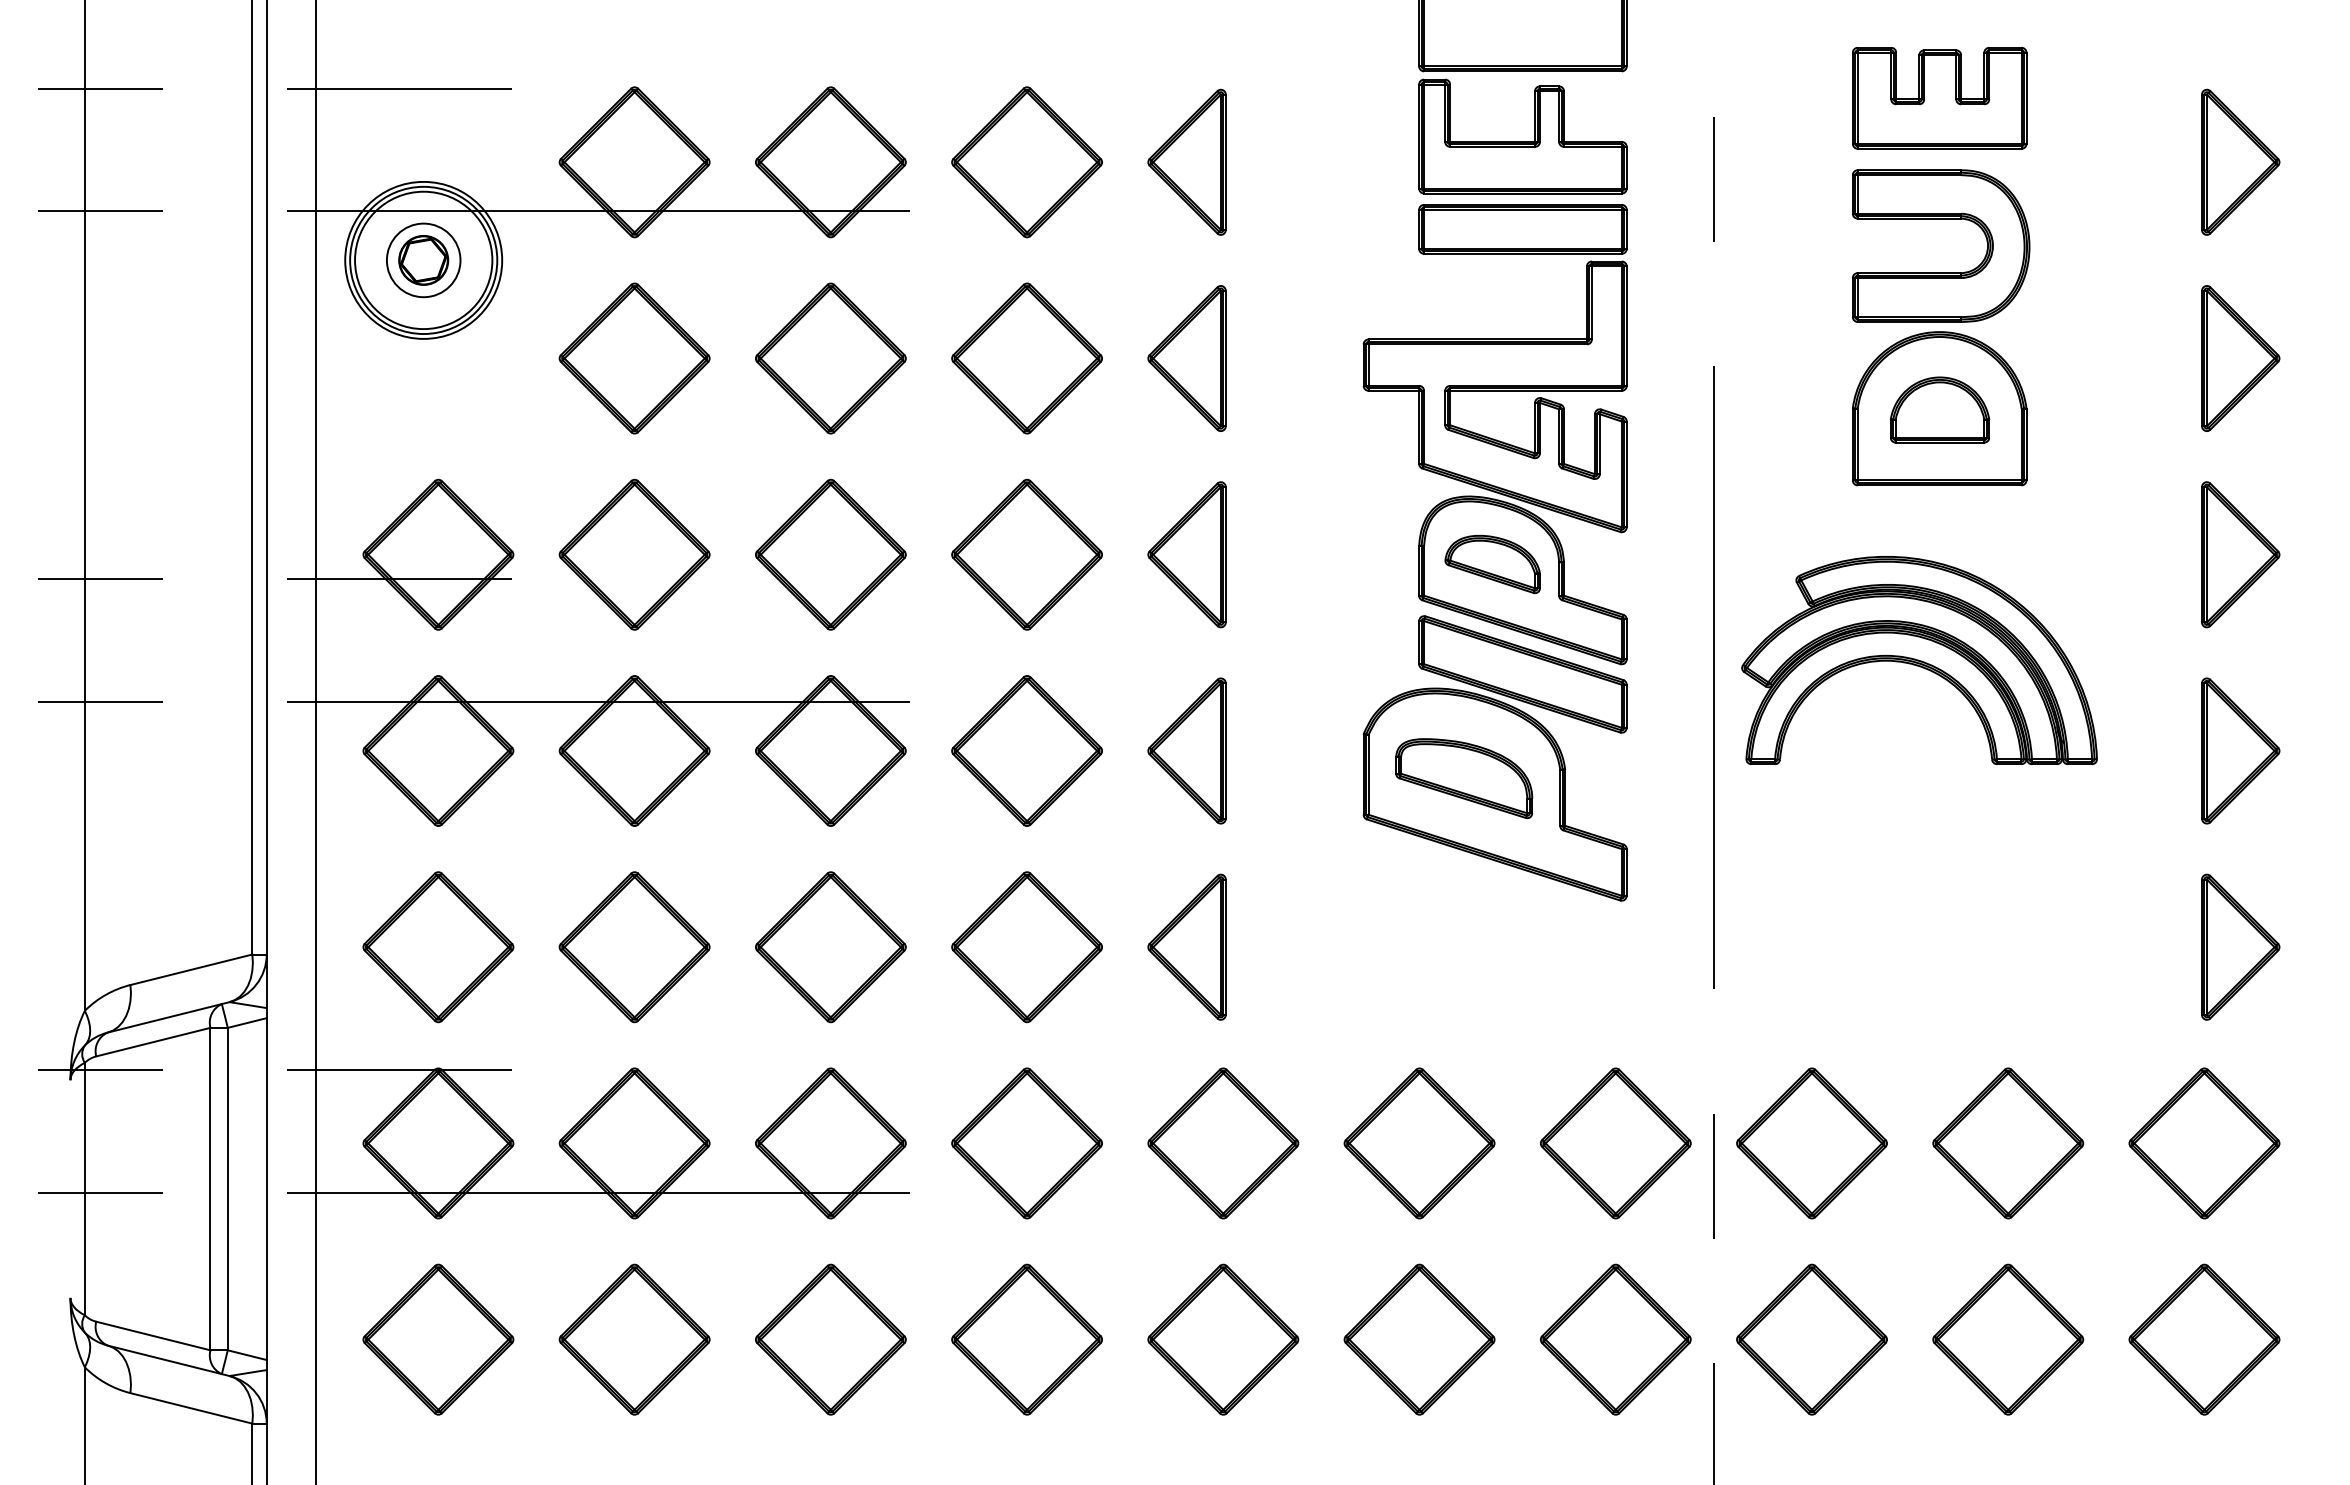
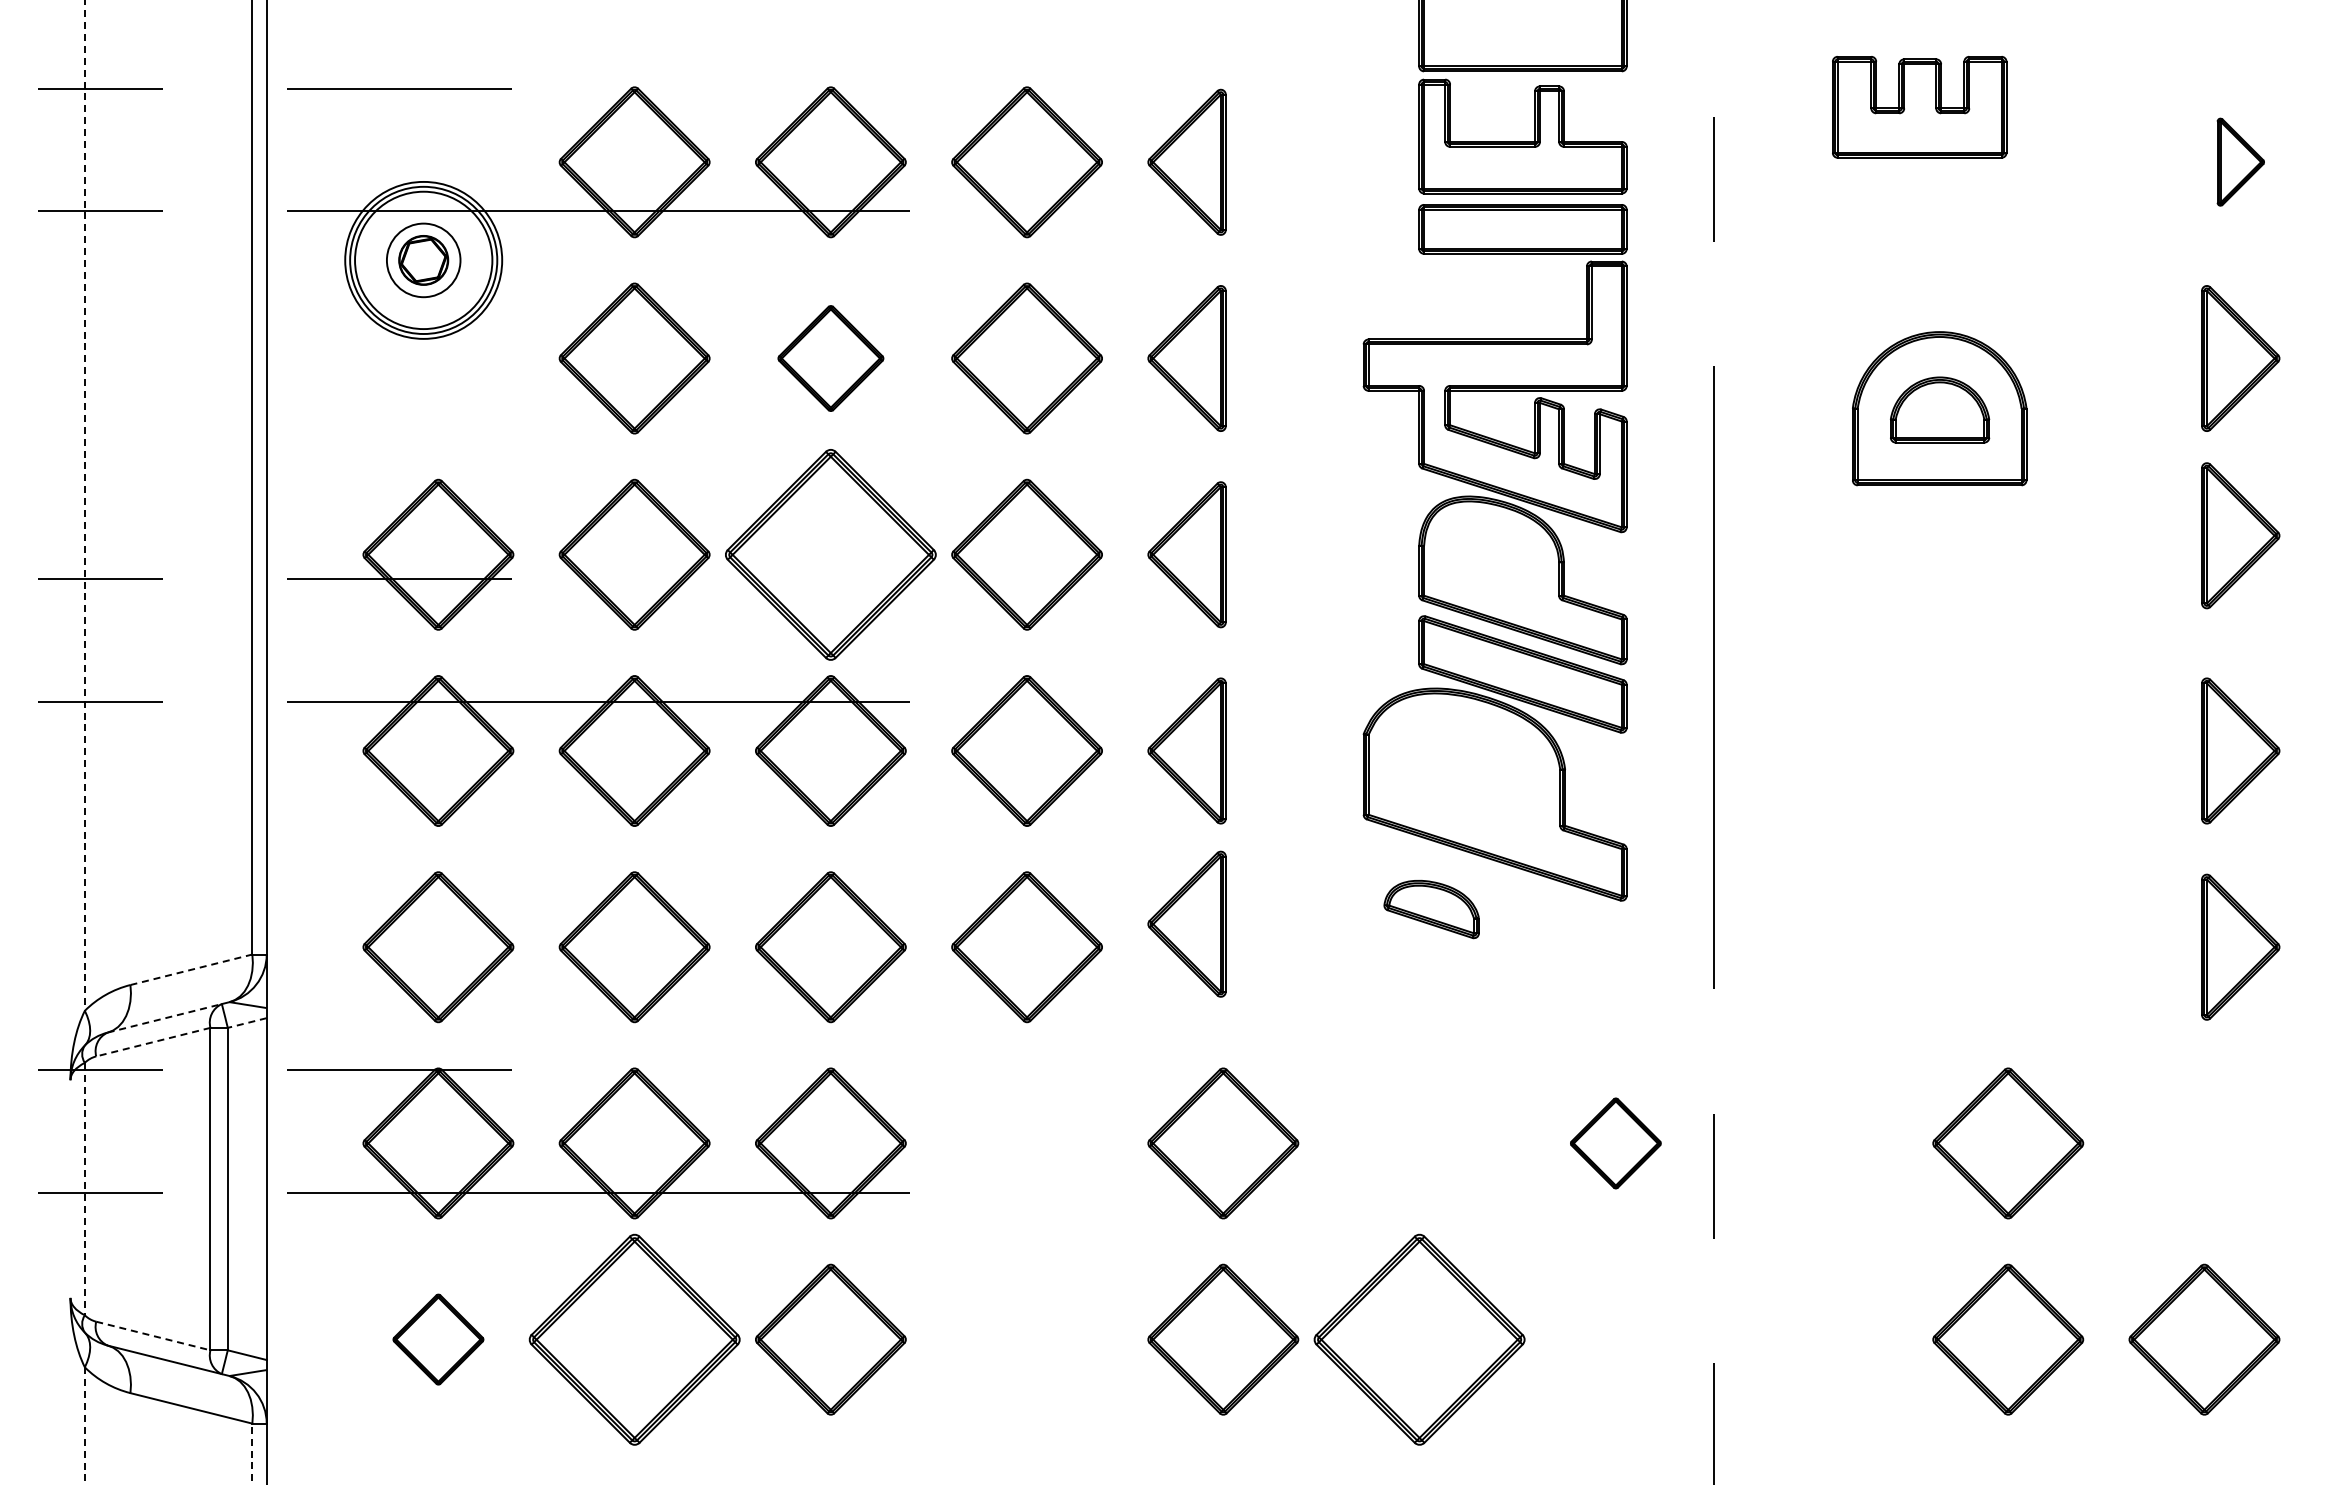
part position: (1939, 98) -> (1919, 107) (1919, 107)
part size: 80x148 px -> 49x90 px (2240, 161)
part: present -> none (1941, 219)
part size: 152x153 px -> 108x107 px (830, 358)
line: solid -> dashed (84, 505)
part size: 152x153 px -> 212x212 px (830, 554)
part position: (2240, 554) -> (2240, 535) (2240, 535)
part position: (1492, 564) -> (1431, 909) (1431, 909)
part: present -> none (1919, 660)
line: present -> none (315, 741)
part: present -> none (1464, 778)
part position: (1186, 946) -> (1186, 923) (1186, 923)
line: solid -> dashed (191, 969)
line: solid -> dashed (164, 1018)
line: solid -> dashed (246, 1023)
line: solid -> dashed (153, 1042)
part: present -> none (1026, 1143)
part: present -> none (1419, 1143)
part size: 152x153 px -> 92x93 px (1615, 1143)
part: present -> none (1811, 1143)
part: present -> none (2204, 1143)
line: solid -> dashed (84, 1189)
line: solid -> dashed (153, 1336)
part size: 153x153 px -> 93x93 px (438, 1339)
part size: 153x153 px -> 213x213 px (634, 1339)
part: present -> none (1026, 1339)
part size: 153x153 px -> 213x213 px (1419, 1339)
part: present -> none (1615, 1339)
part: present -> none (1811, 1339)
line: solid -> dashed (84, 1426)
line: solid -> dashed (252, 1453)
